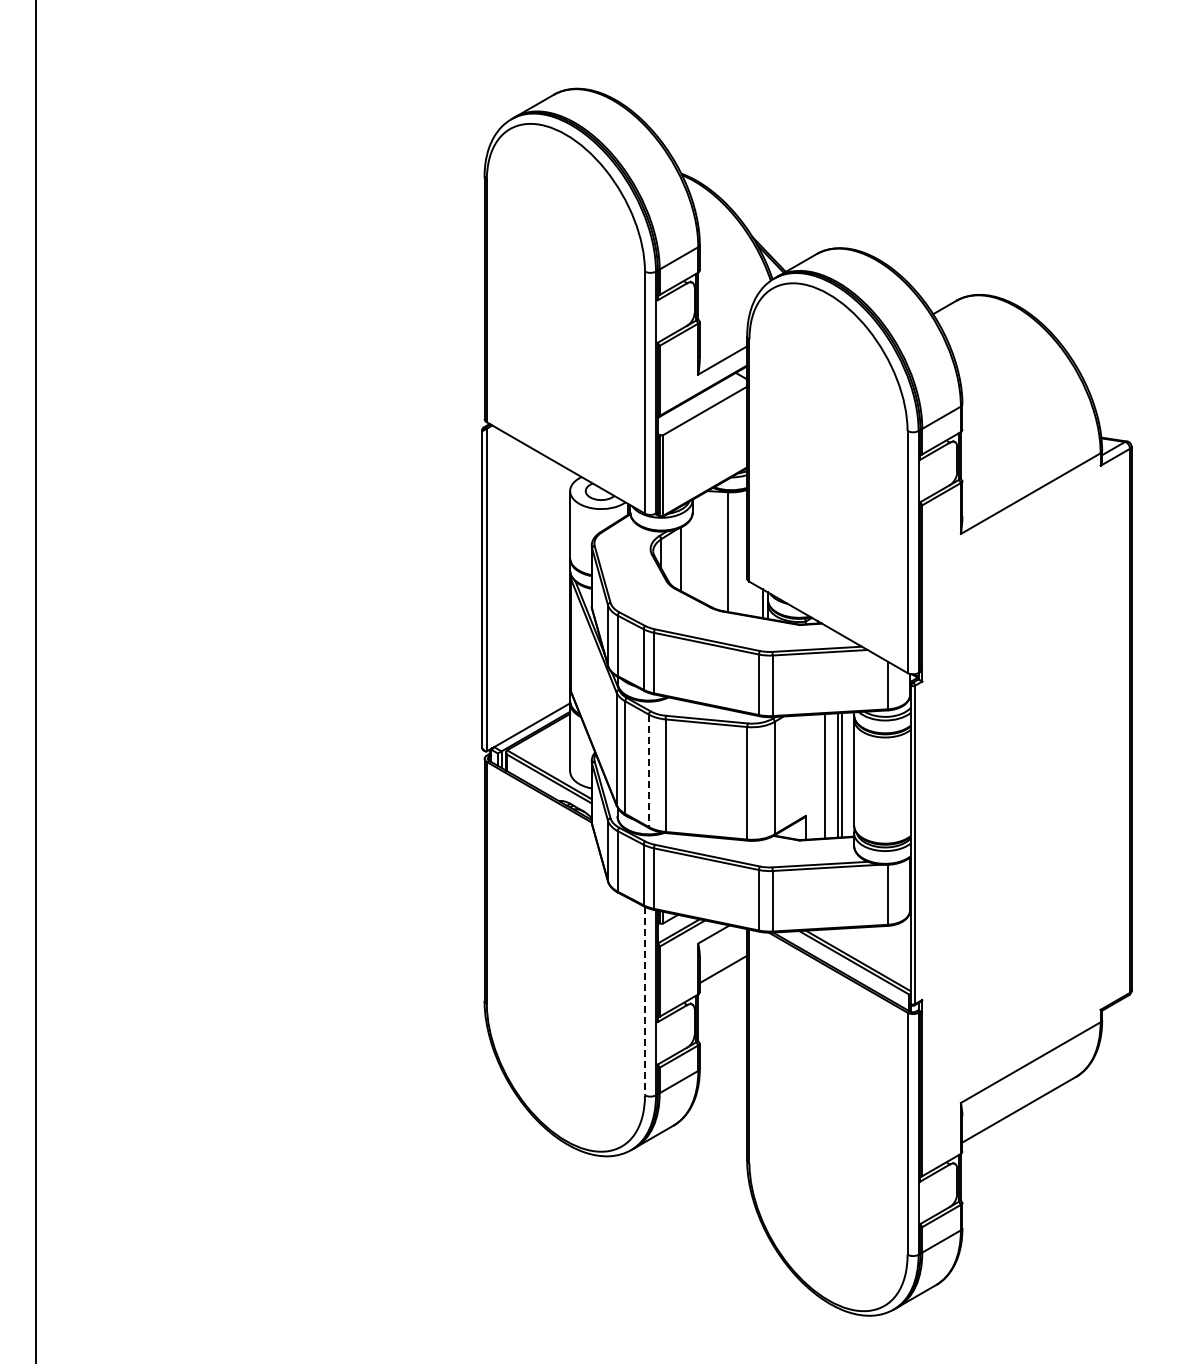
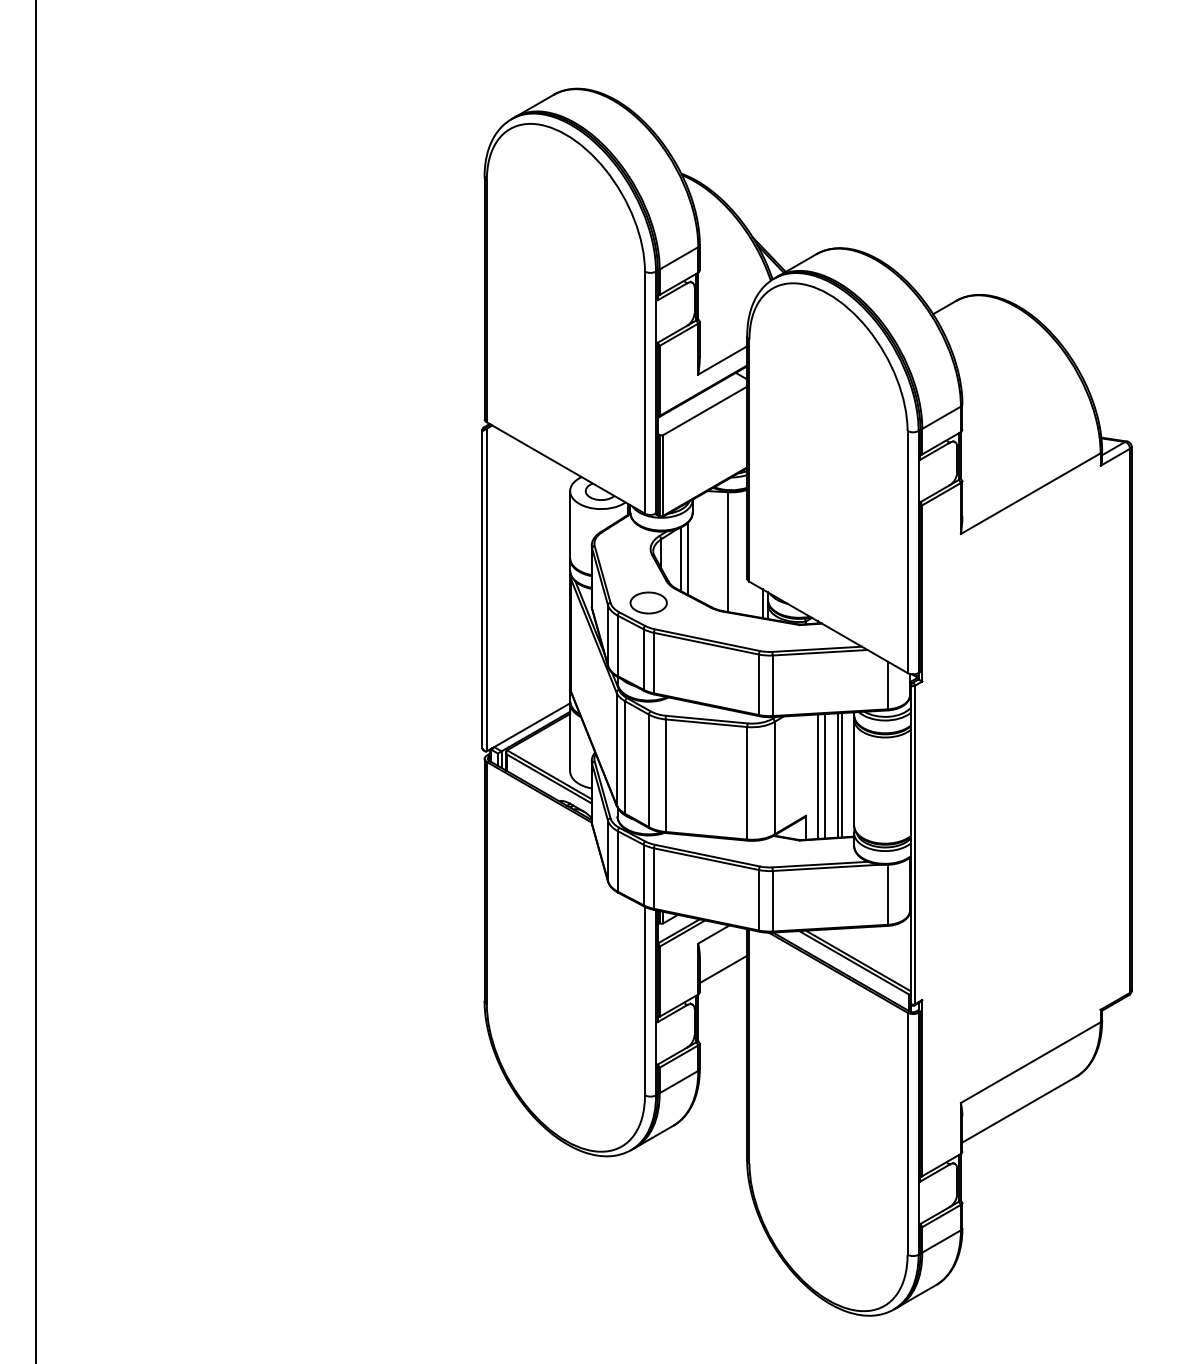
line: none -> present (687, 558)
part: none -> present (648, 602)
line: dashed -> solid (648, 771)
line: none -> present (817, 776)
line: dashed -> solid (644, 1001)
